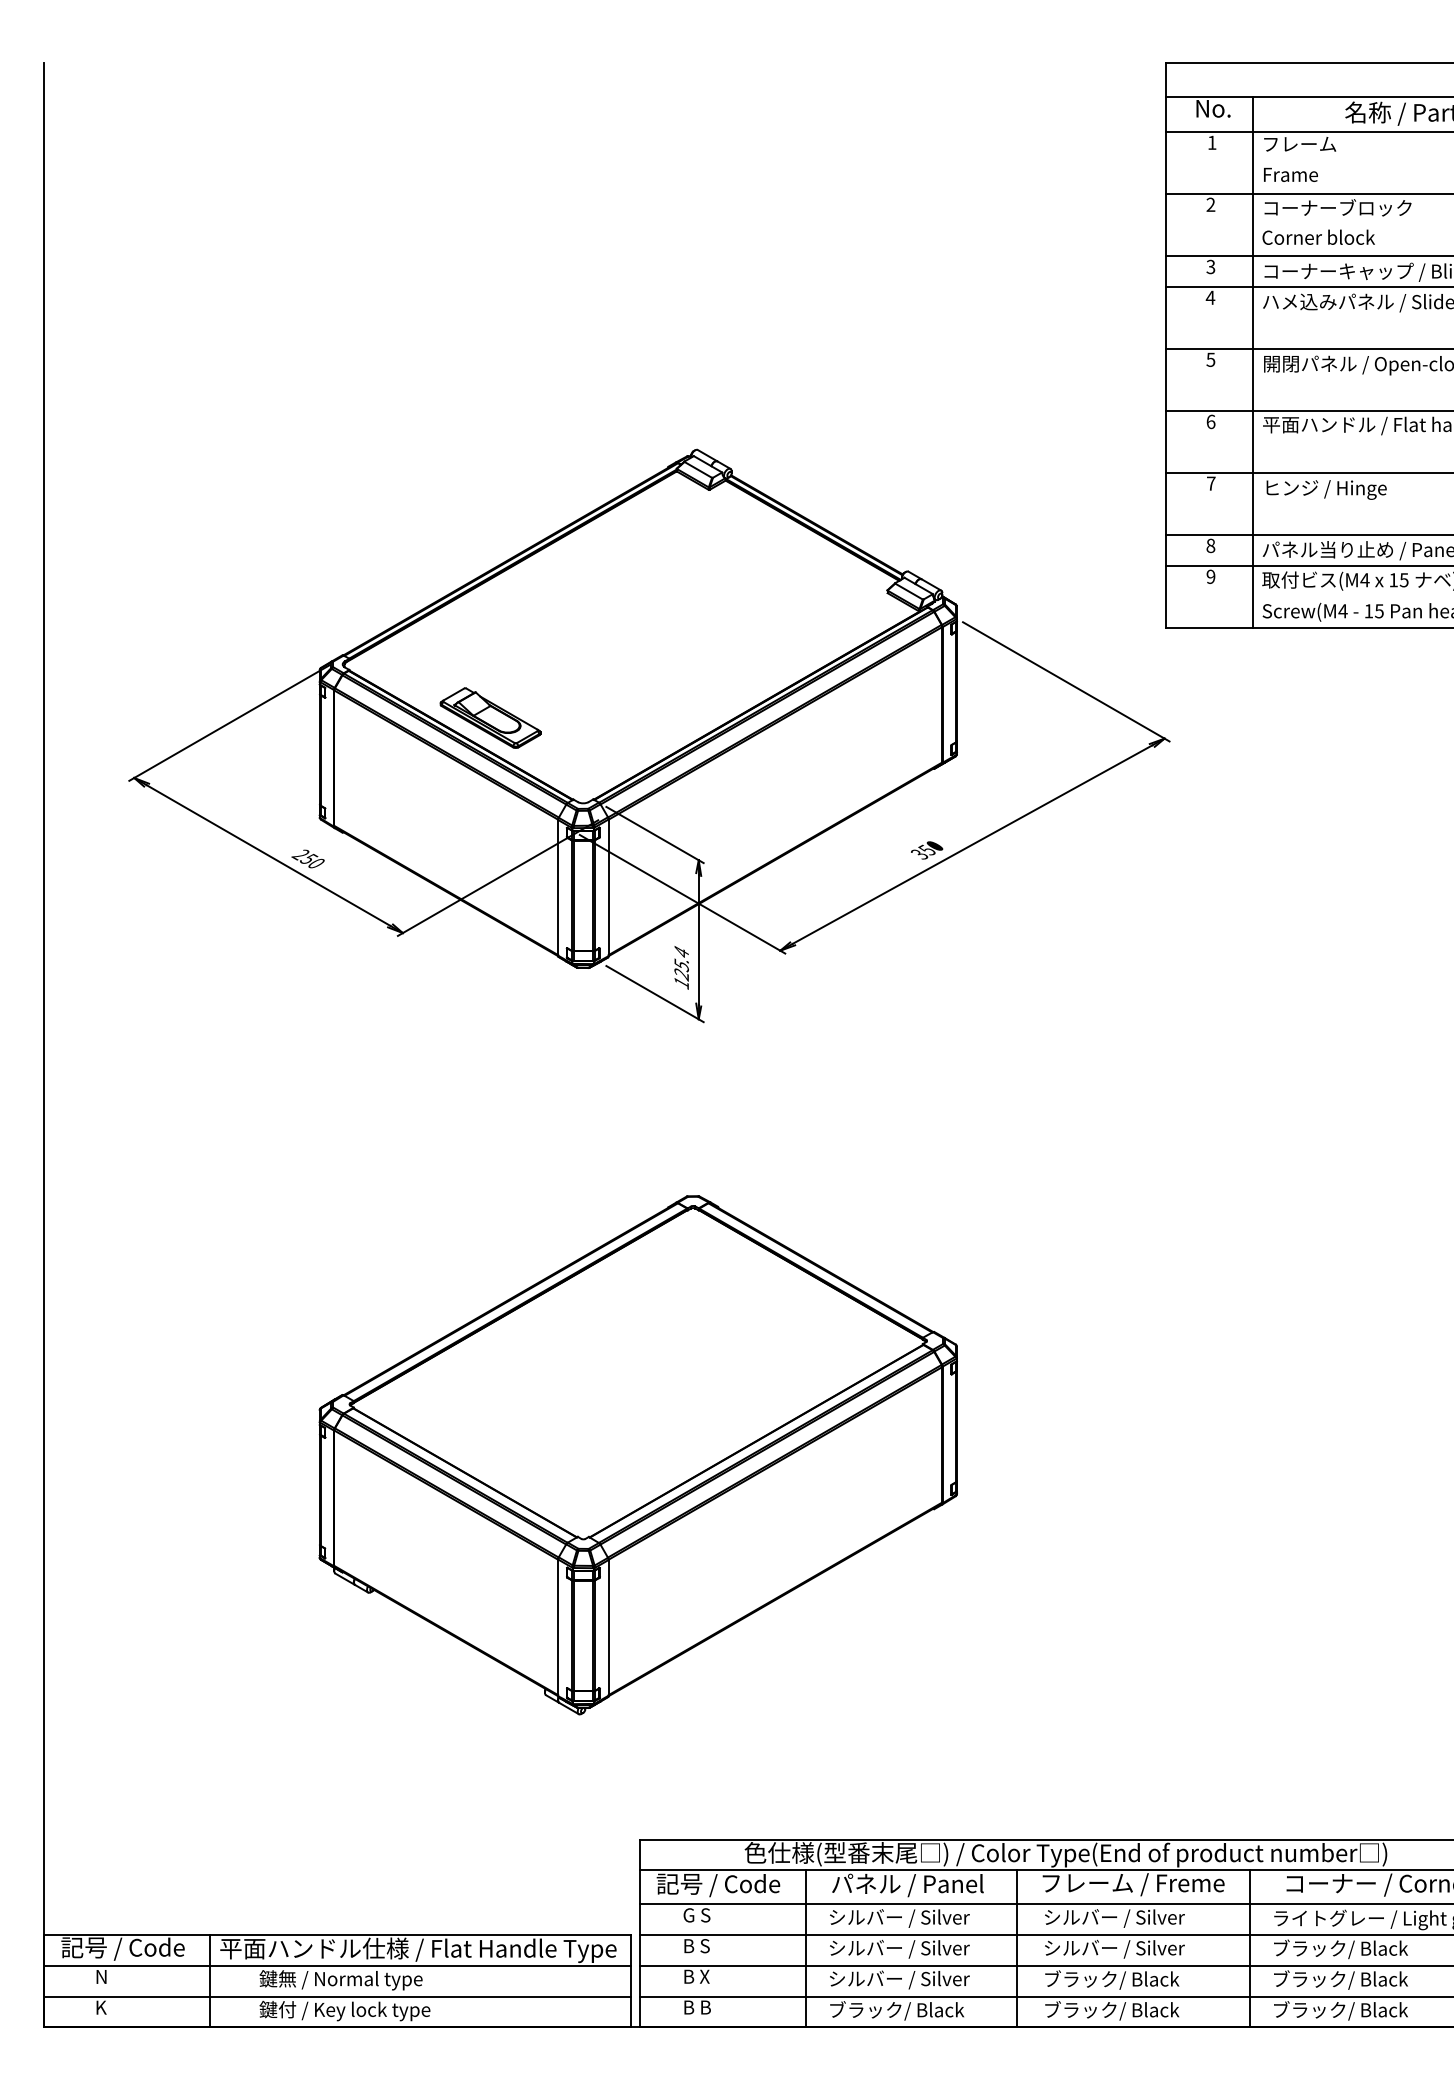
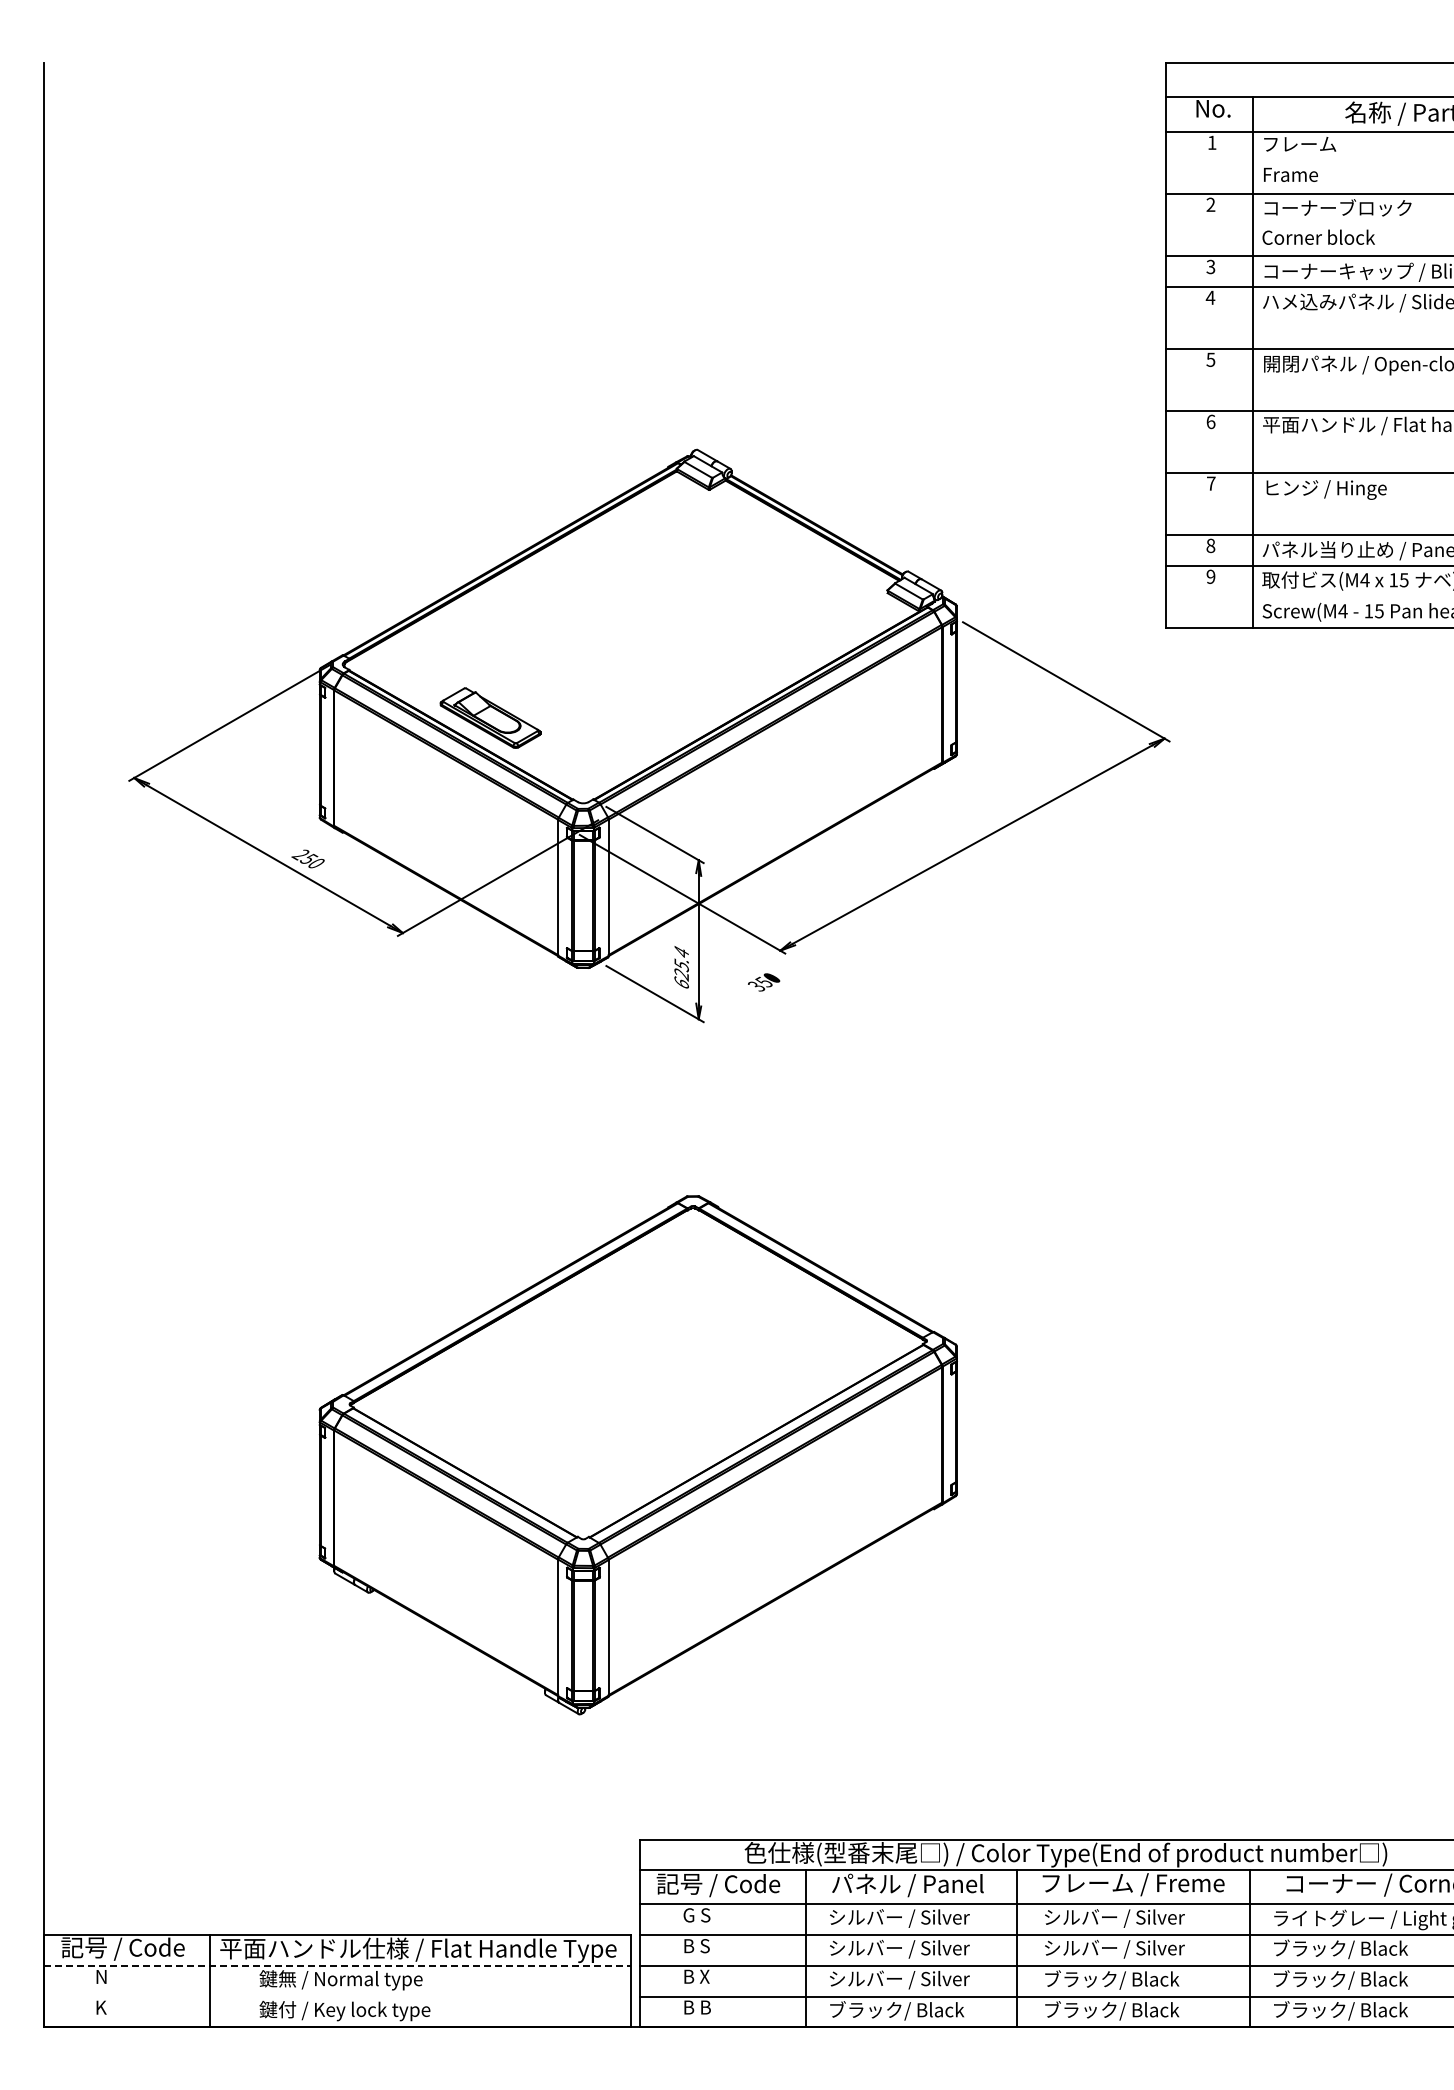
text position: (927, 850) -> (764, 982) (764, 982)
text: 125.4 -> 625.4 (681, 982)
line: solid -> dashed (337, 1965)
line: present -> none (336, 1996)
